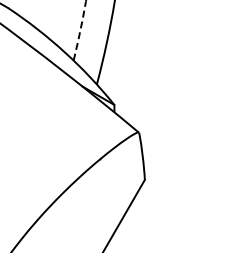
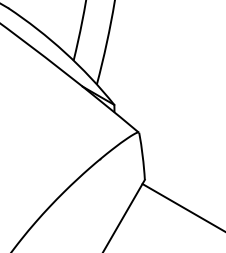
arc: dashed -> solid (80, 29)
line: none -> present (182, 207)
